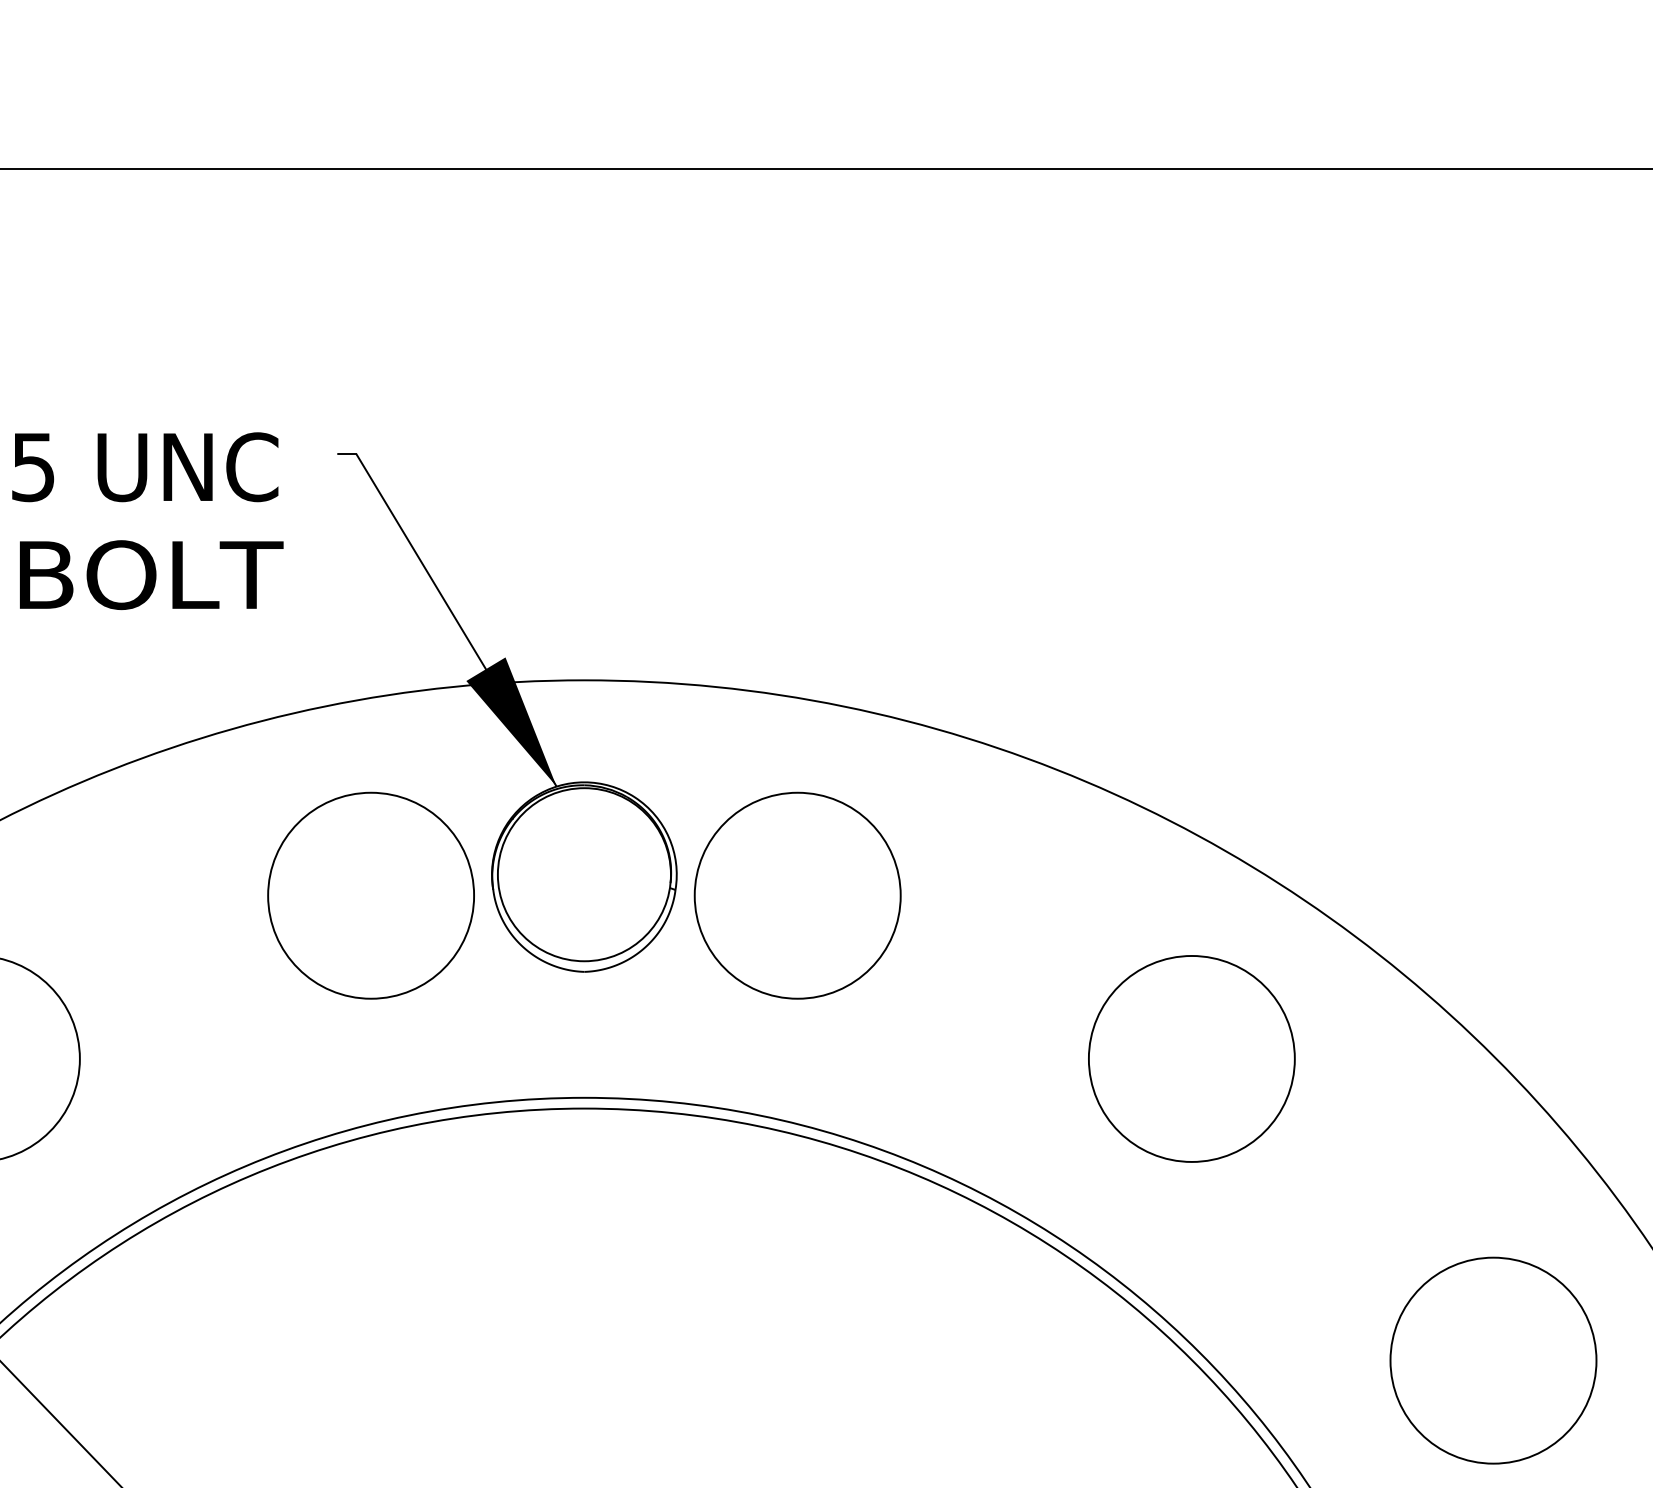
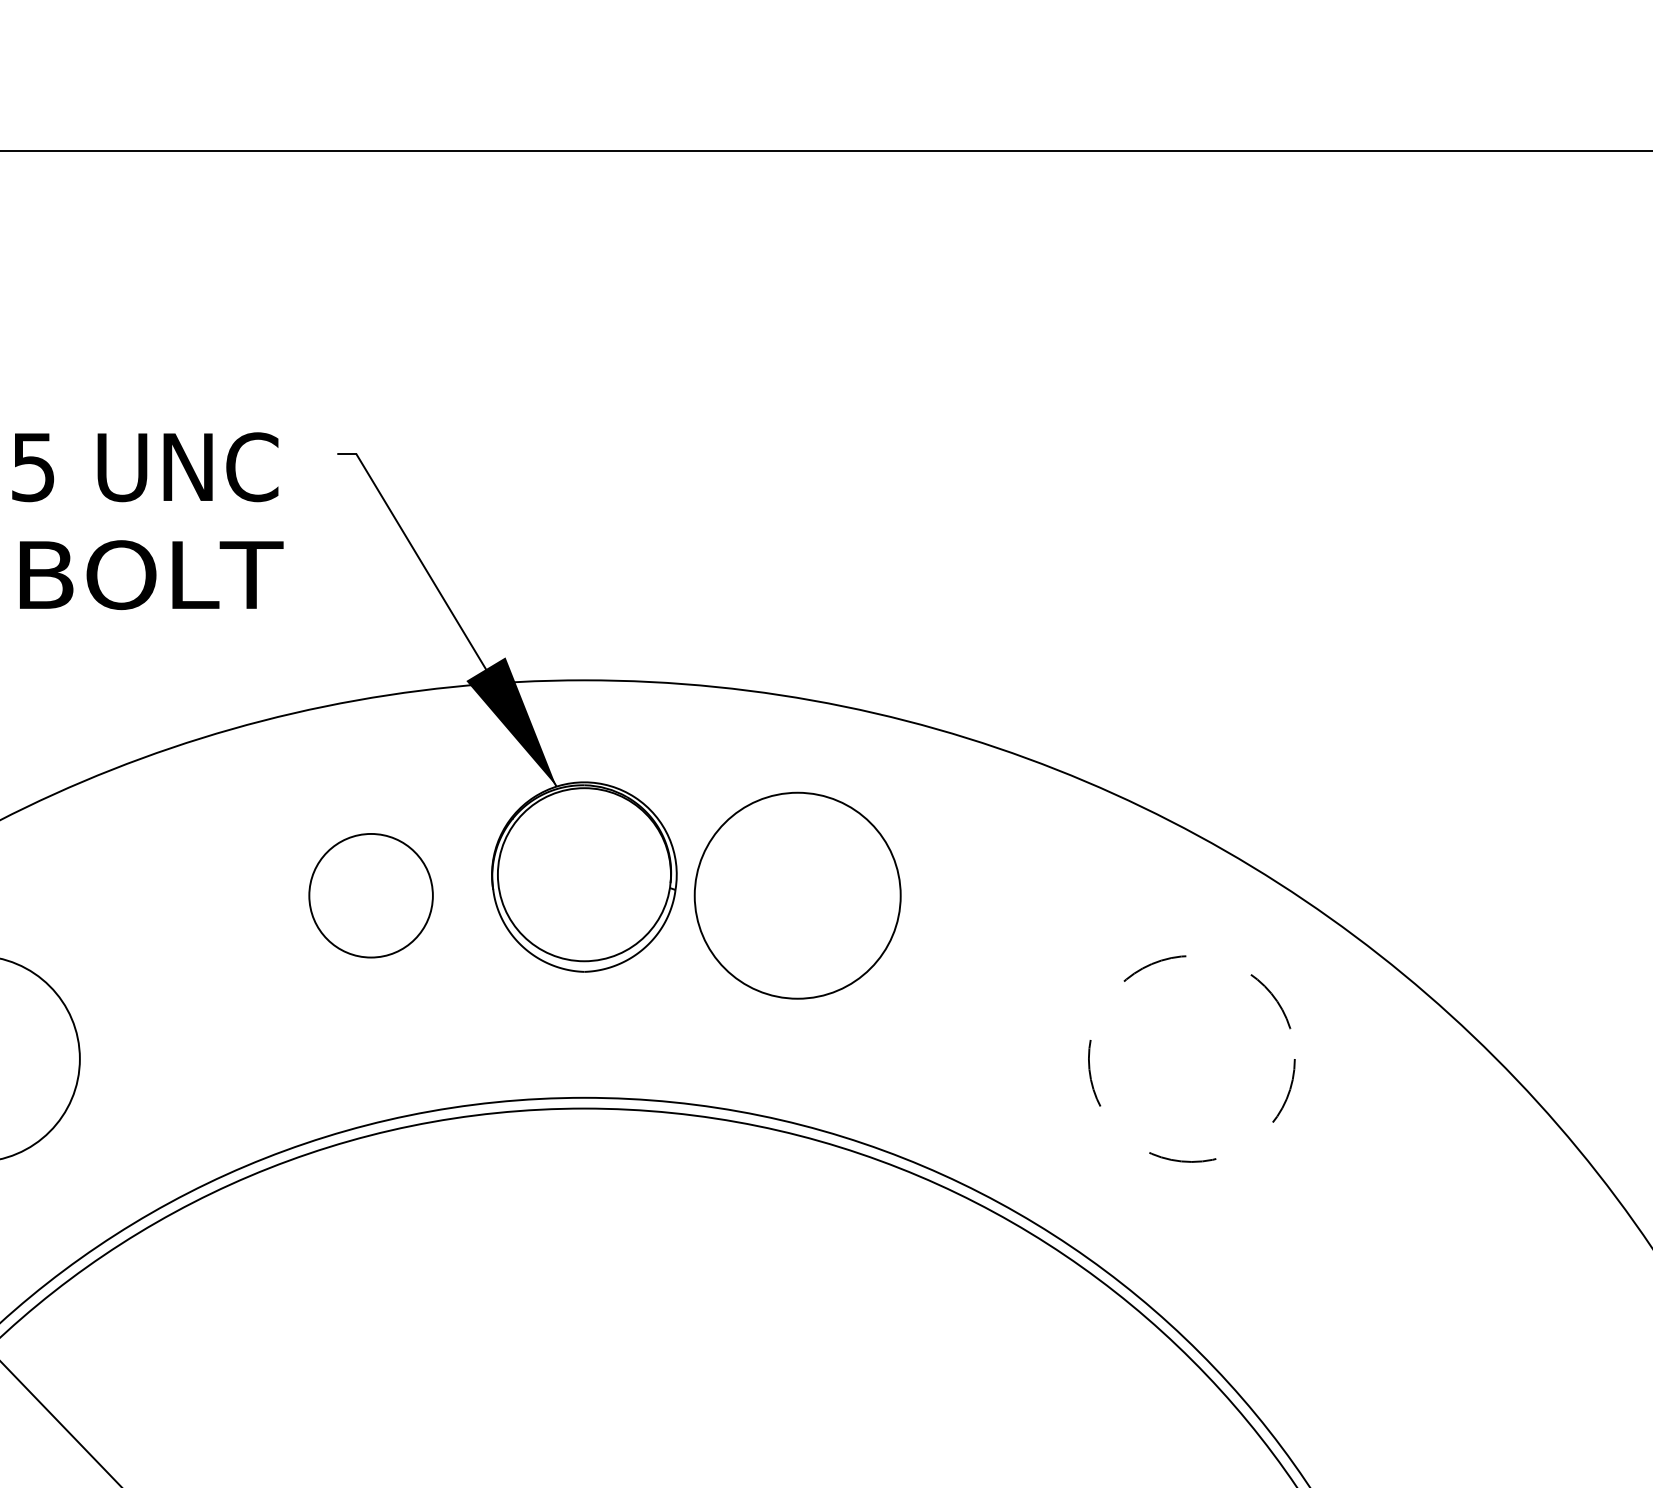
line position: (825, 169) -> (825, 151) (825, 151)
circle diameter: 206 px -> 124 px (370, 895)
circle: solid -> dashed (1191, 1058)
circle: present -> none (1493, 1360)
